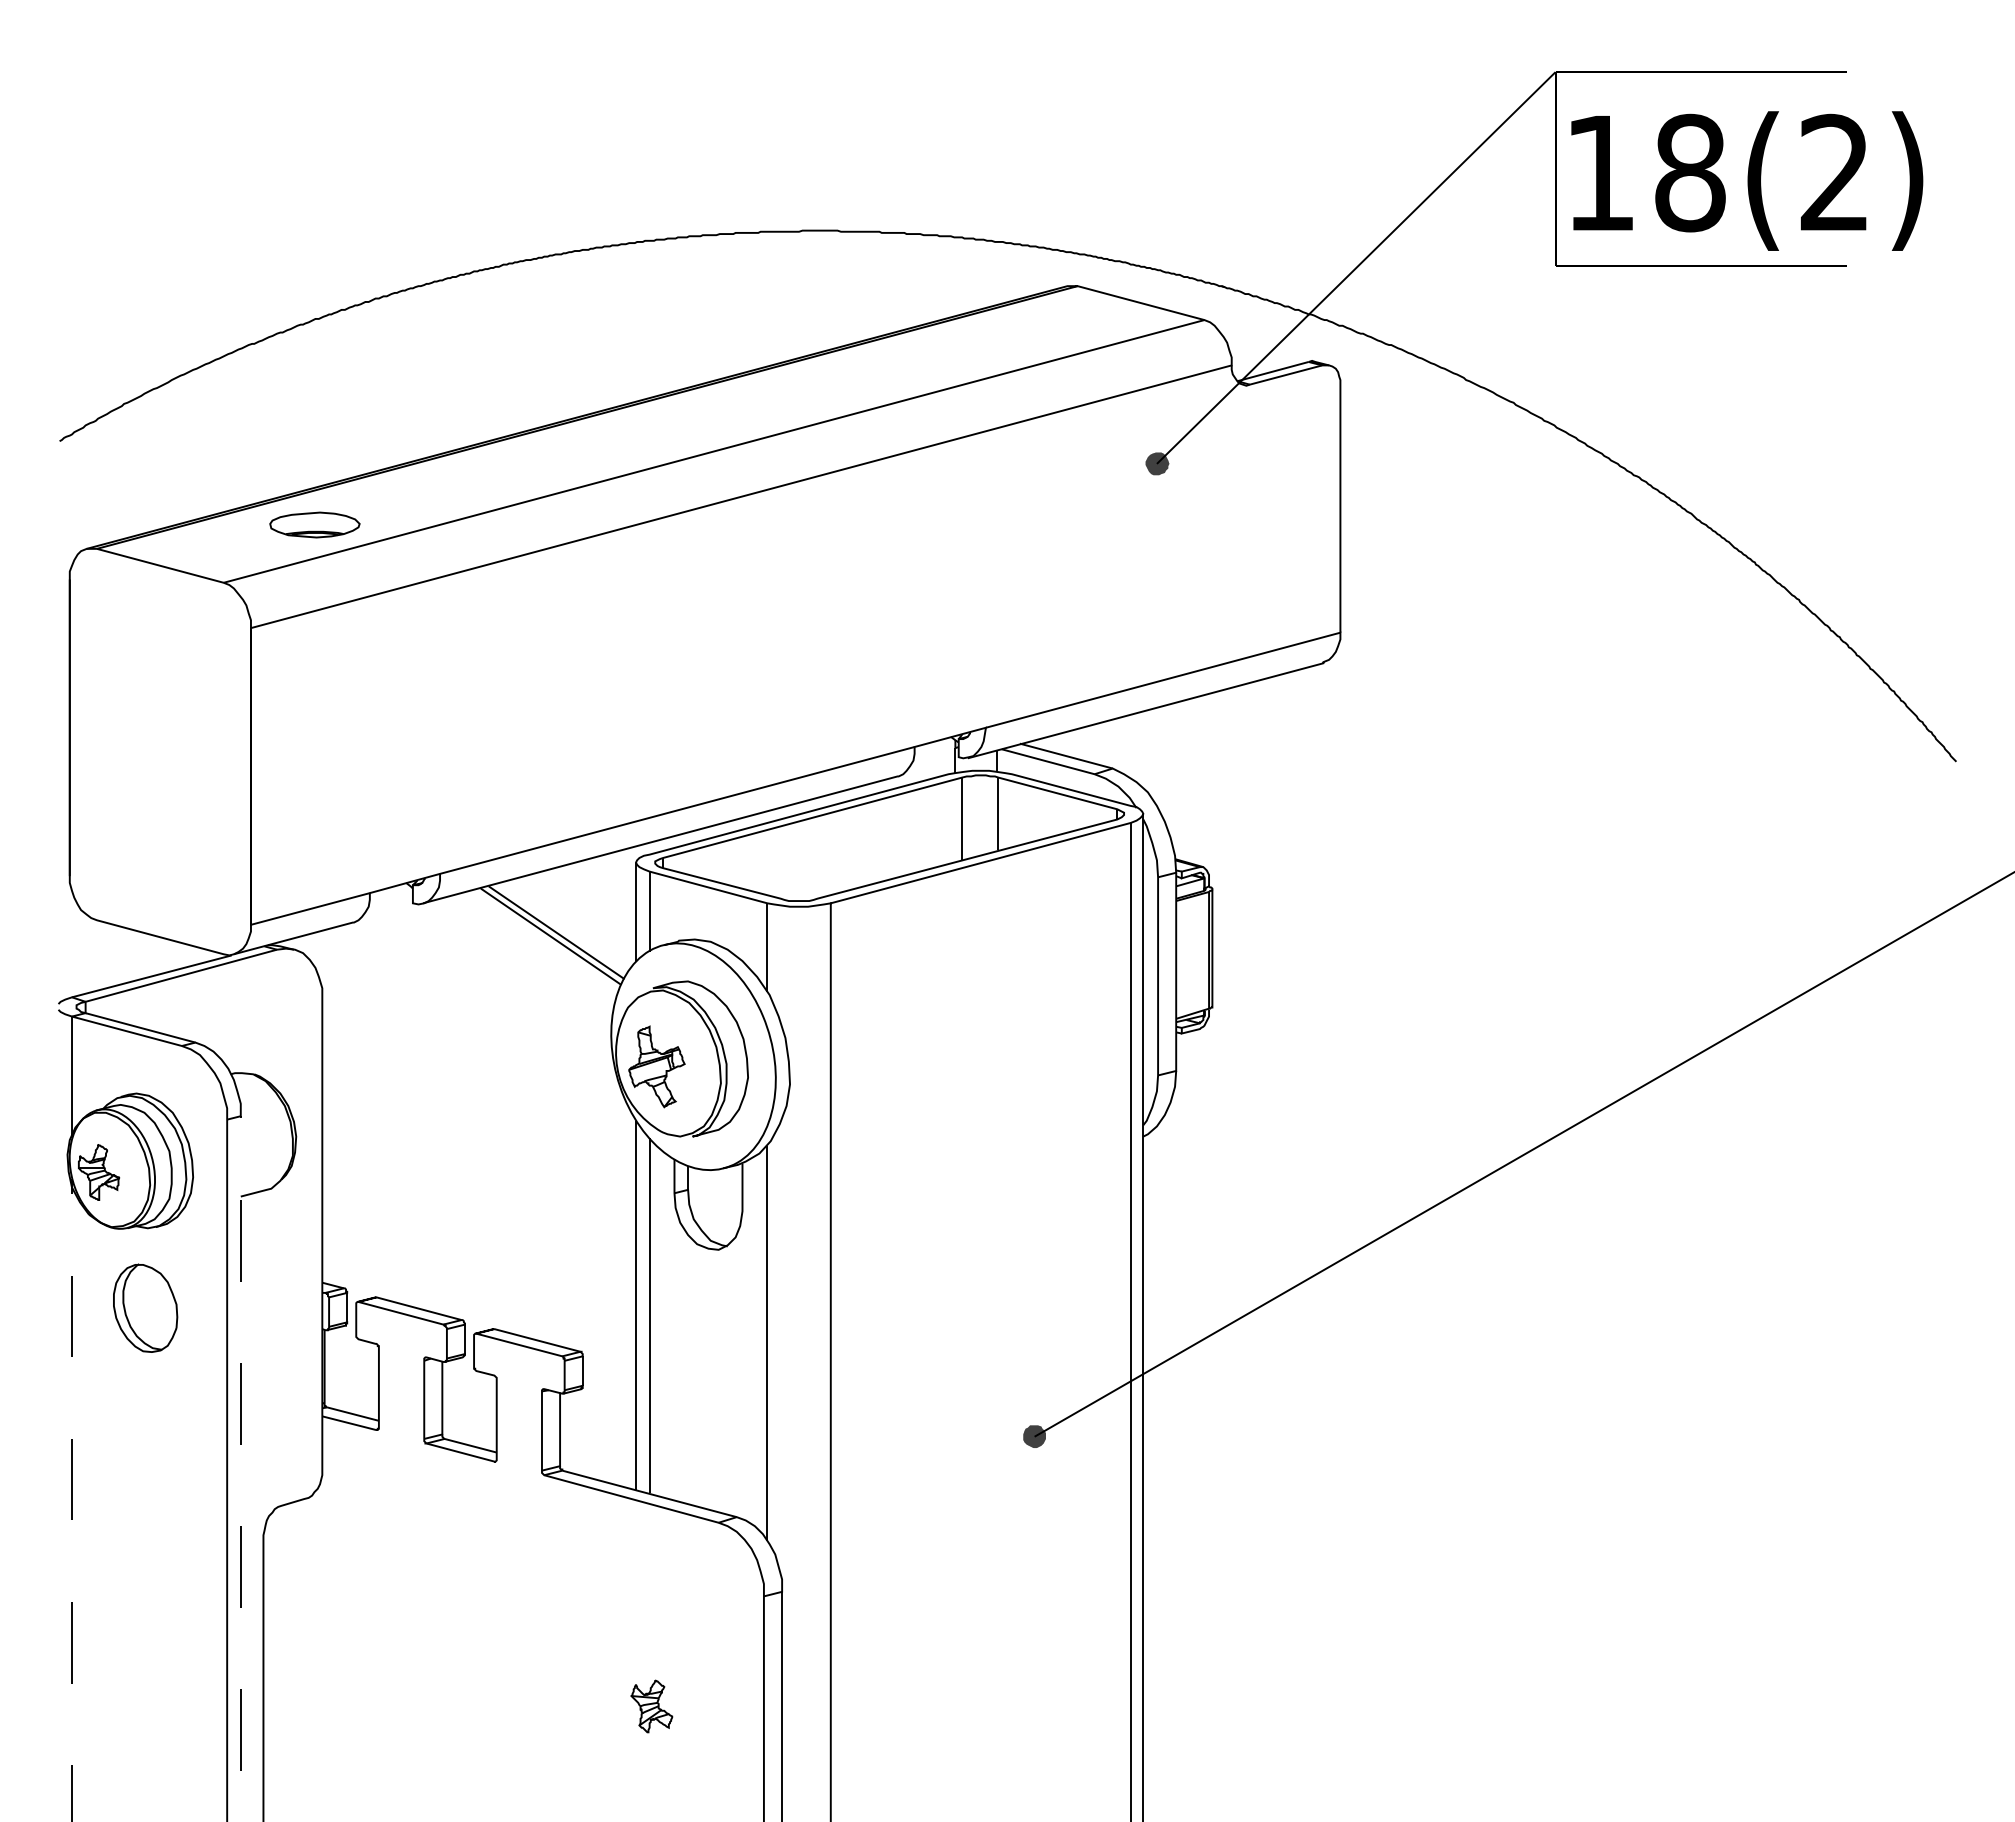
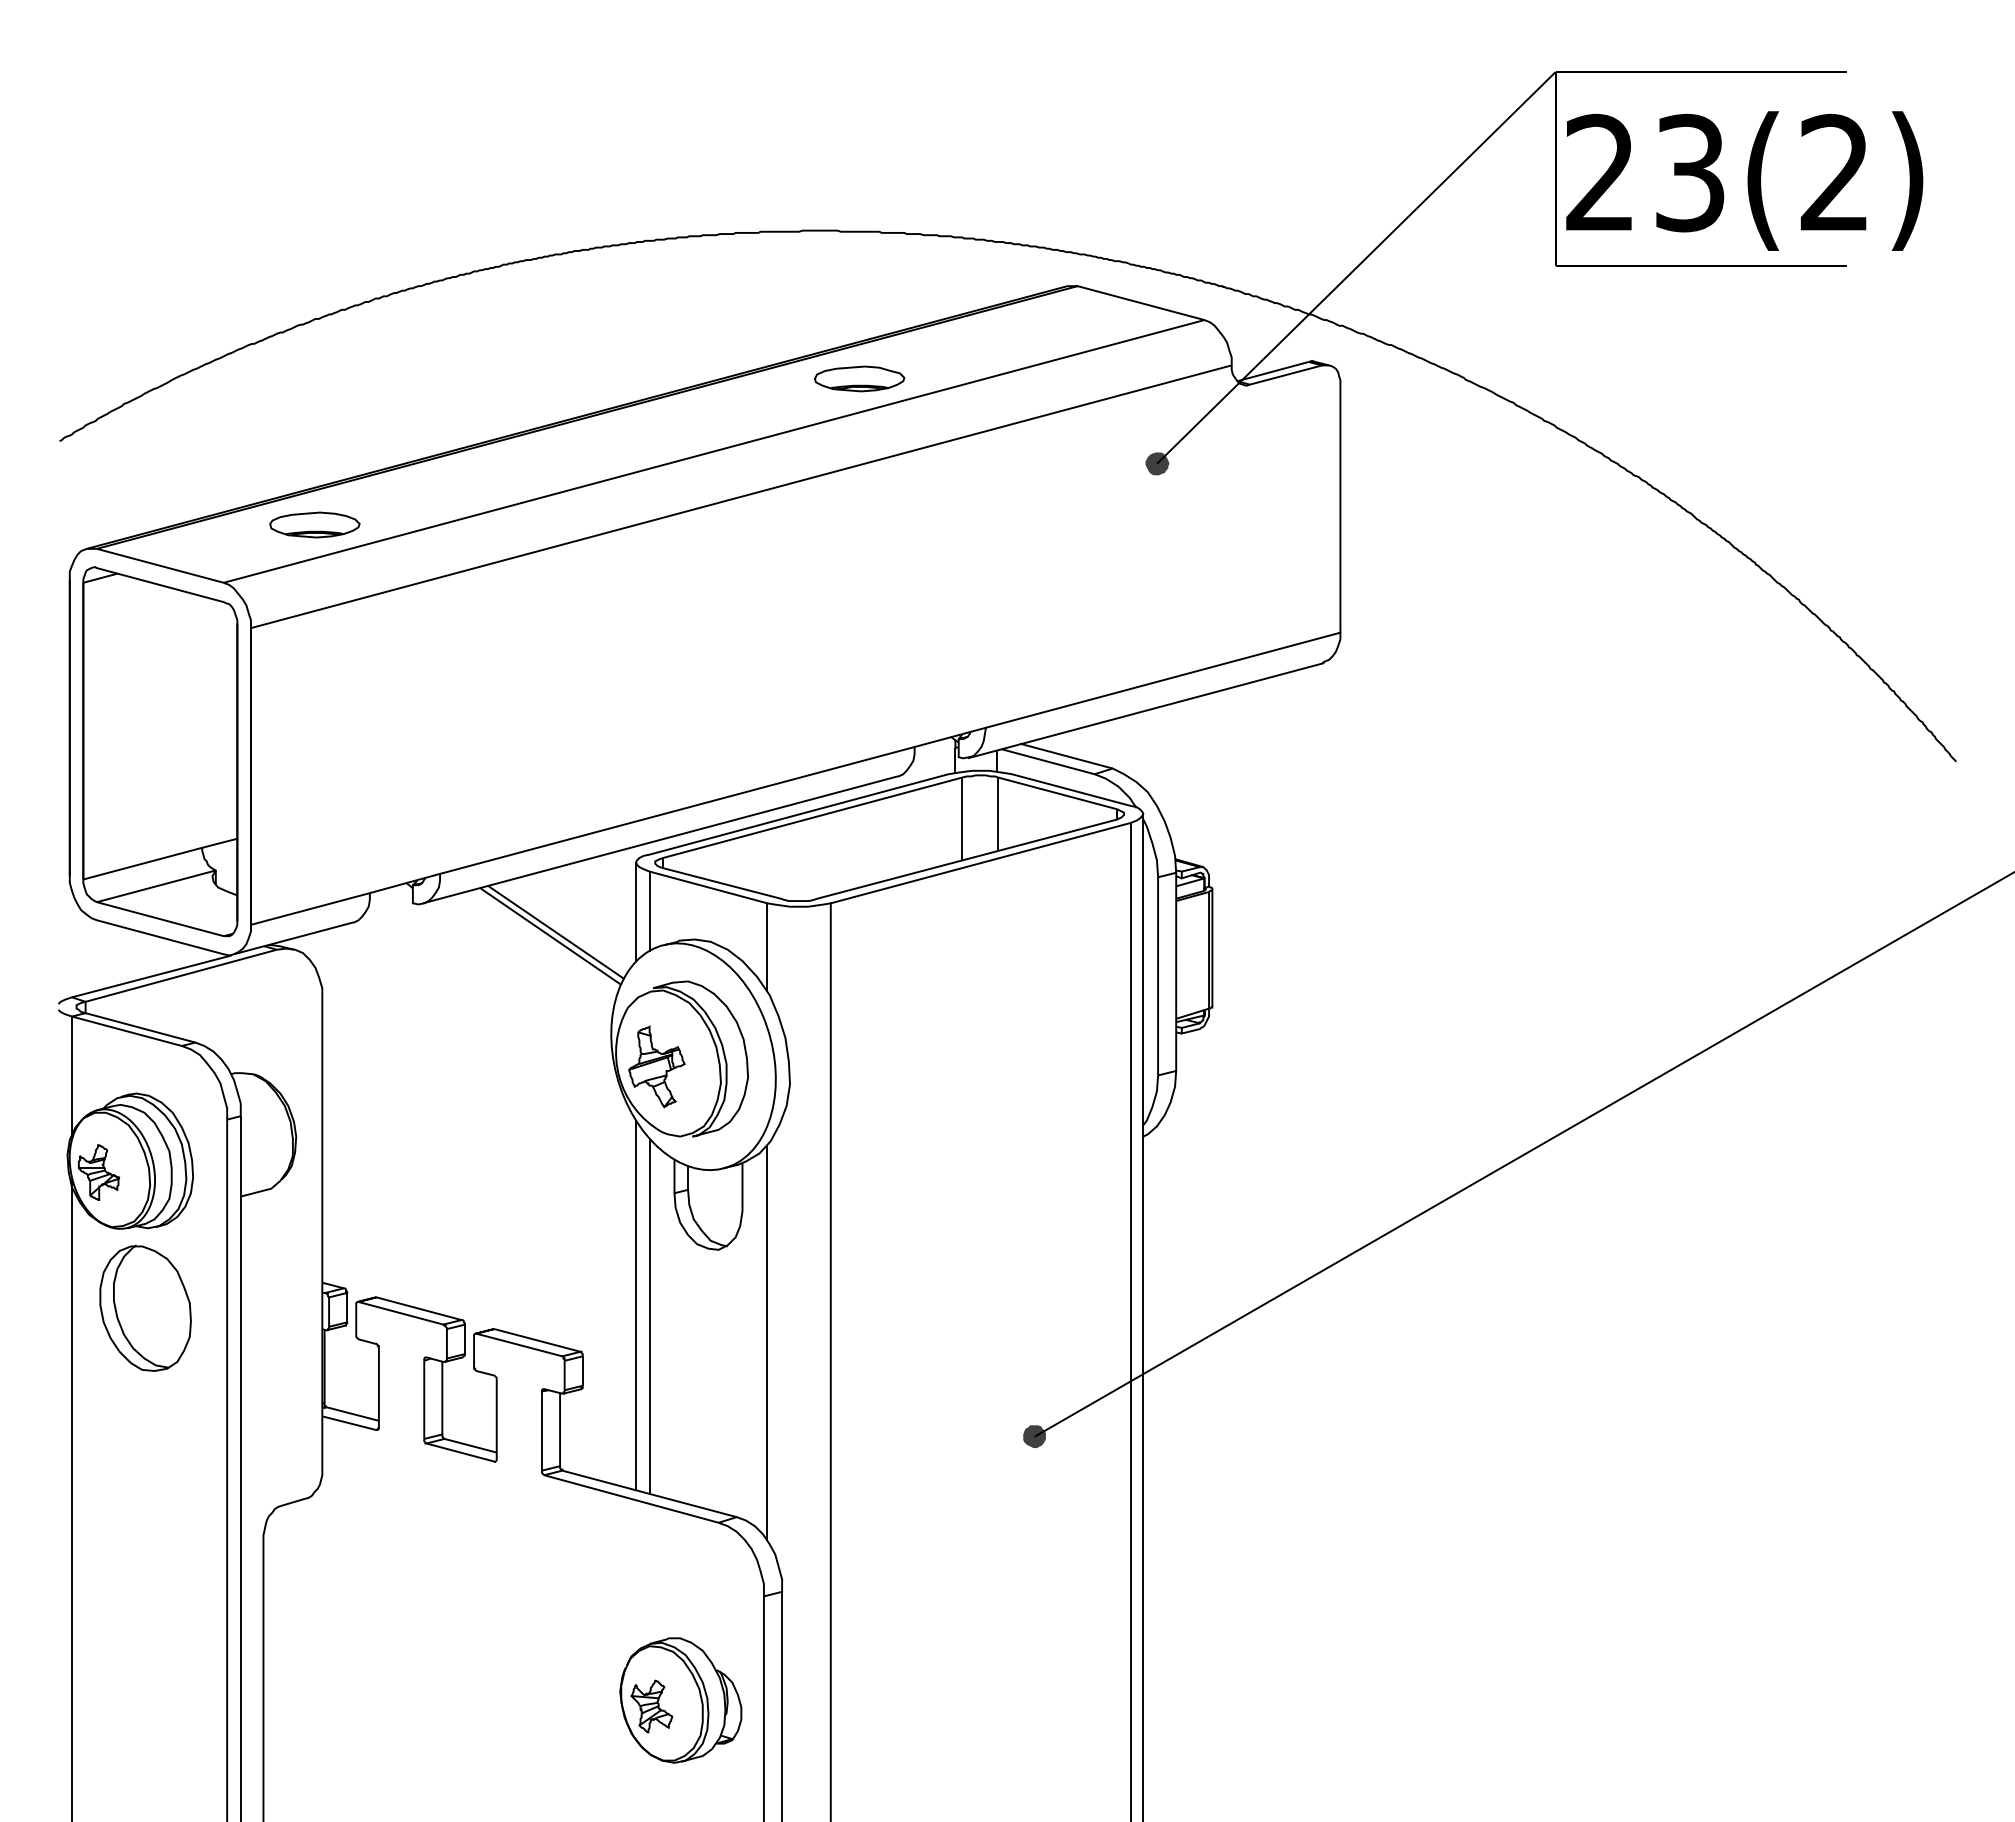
text: 18(2) -> 23(2) (1645, 172)
part: none -> present (859, 378)
part: none -> present (160, 751)
part size: 66x90 px -> 93x128 px (145, 1307)
line: dashed -> solid (240, 1469)
line: dashed -> solid (72, 1499)
part: none -> present (680, 1700)
